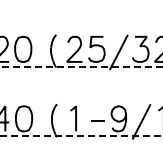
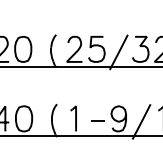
line: dashed -> solid (81, 66)
line: dashed -> solid (81, 136)
